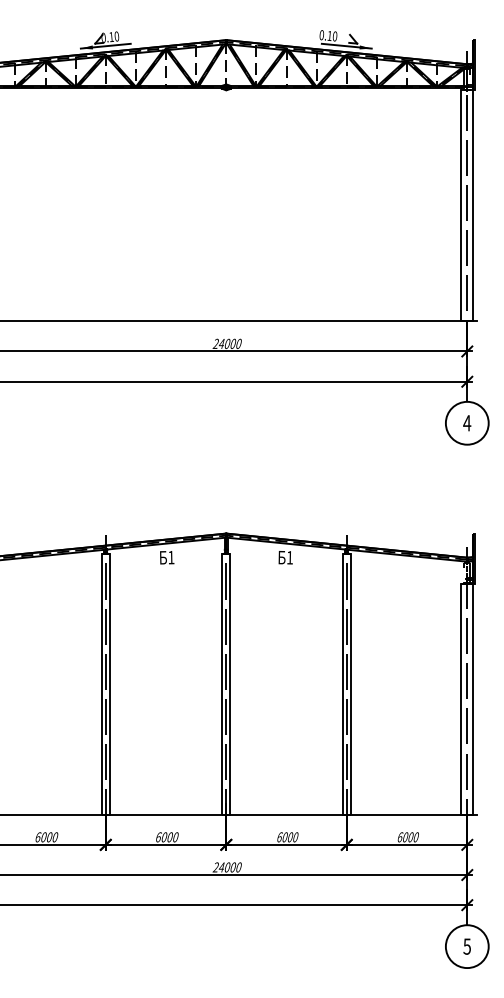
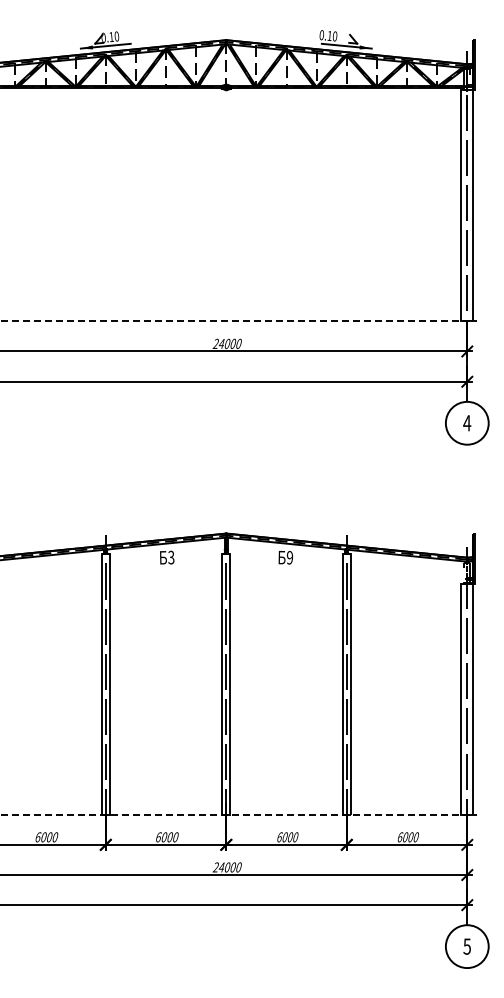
line: solid -> dashed (239, 321)
text: 1 -> 3 (171, 557)
text: 1 -> 9 (290, 557)
line: solid -> dashed (239, 814)
